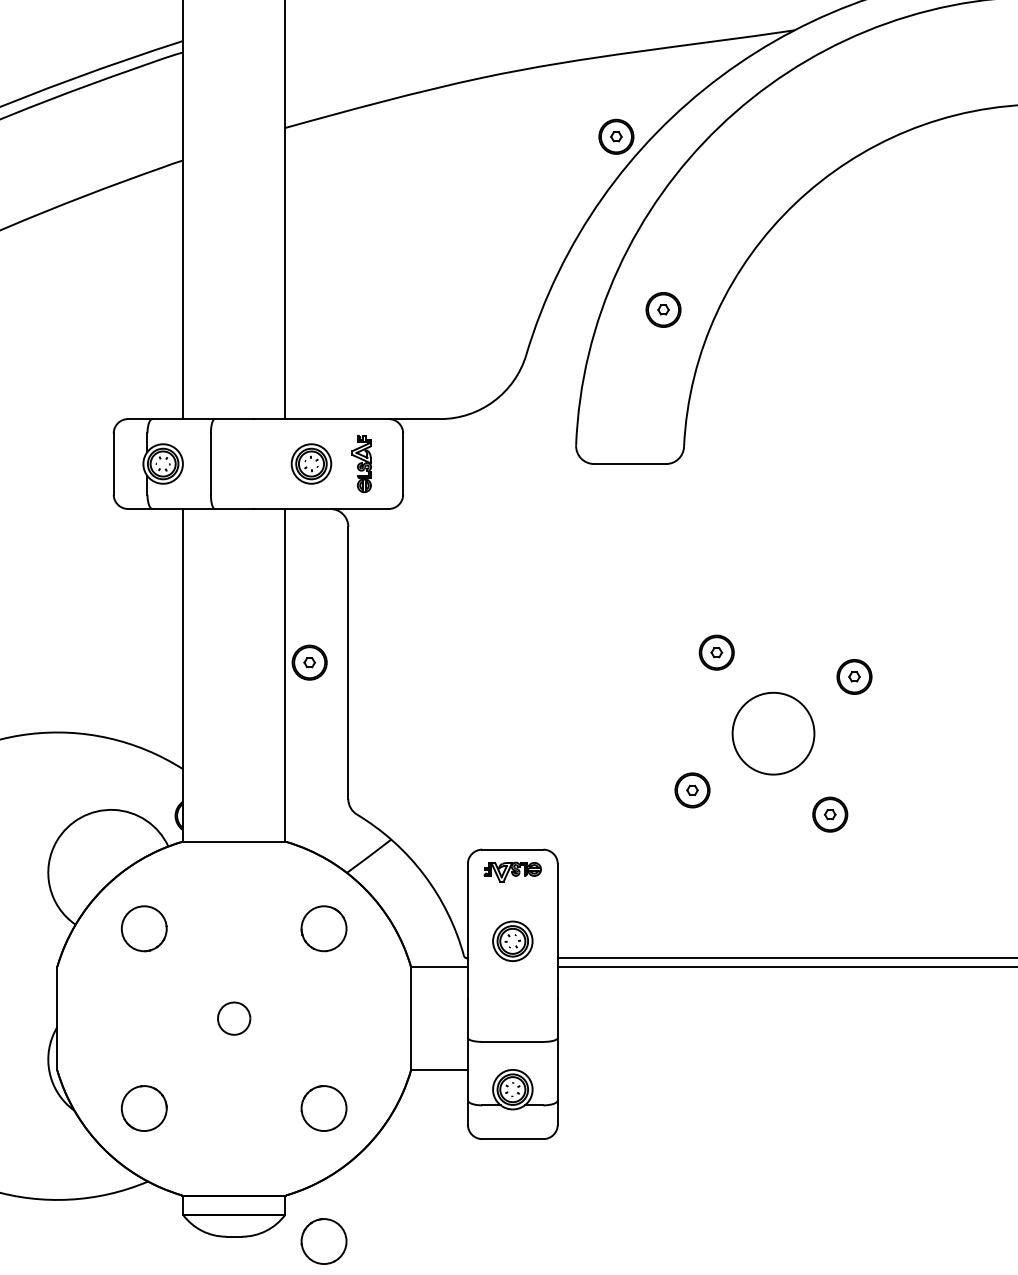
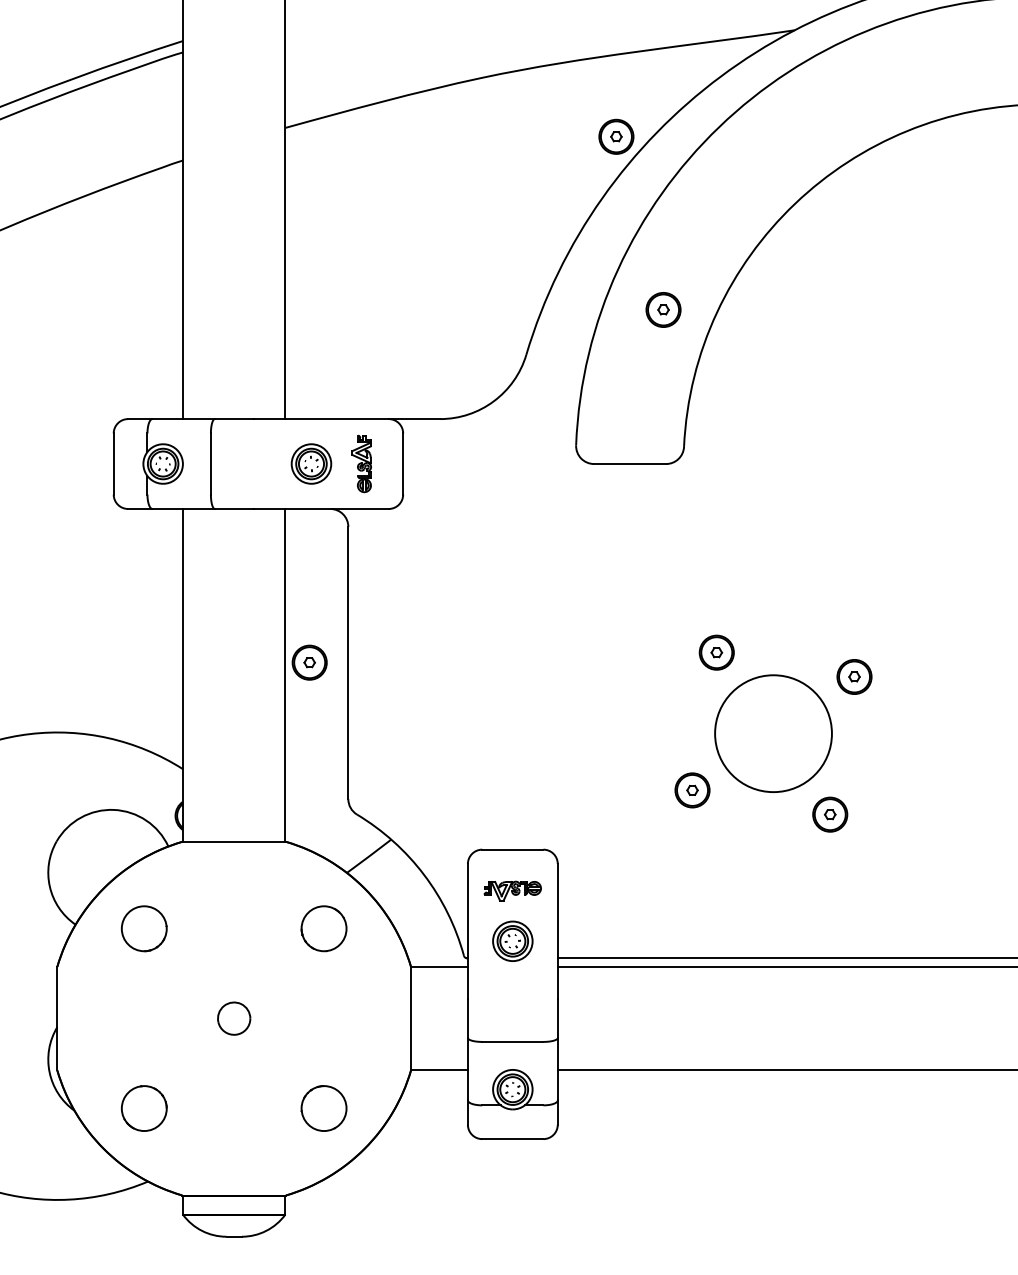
circle diameter: 82 px -> 117 px (773, 733)
part position: (512, 871) -> (512, 890) (512, 890)
line: none -> present (785, 1069)
part: present -> none (323, 1241)
